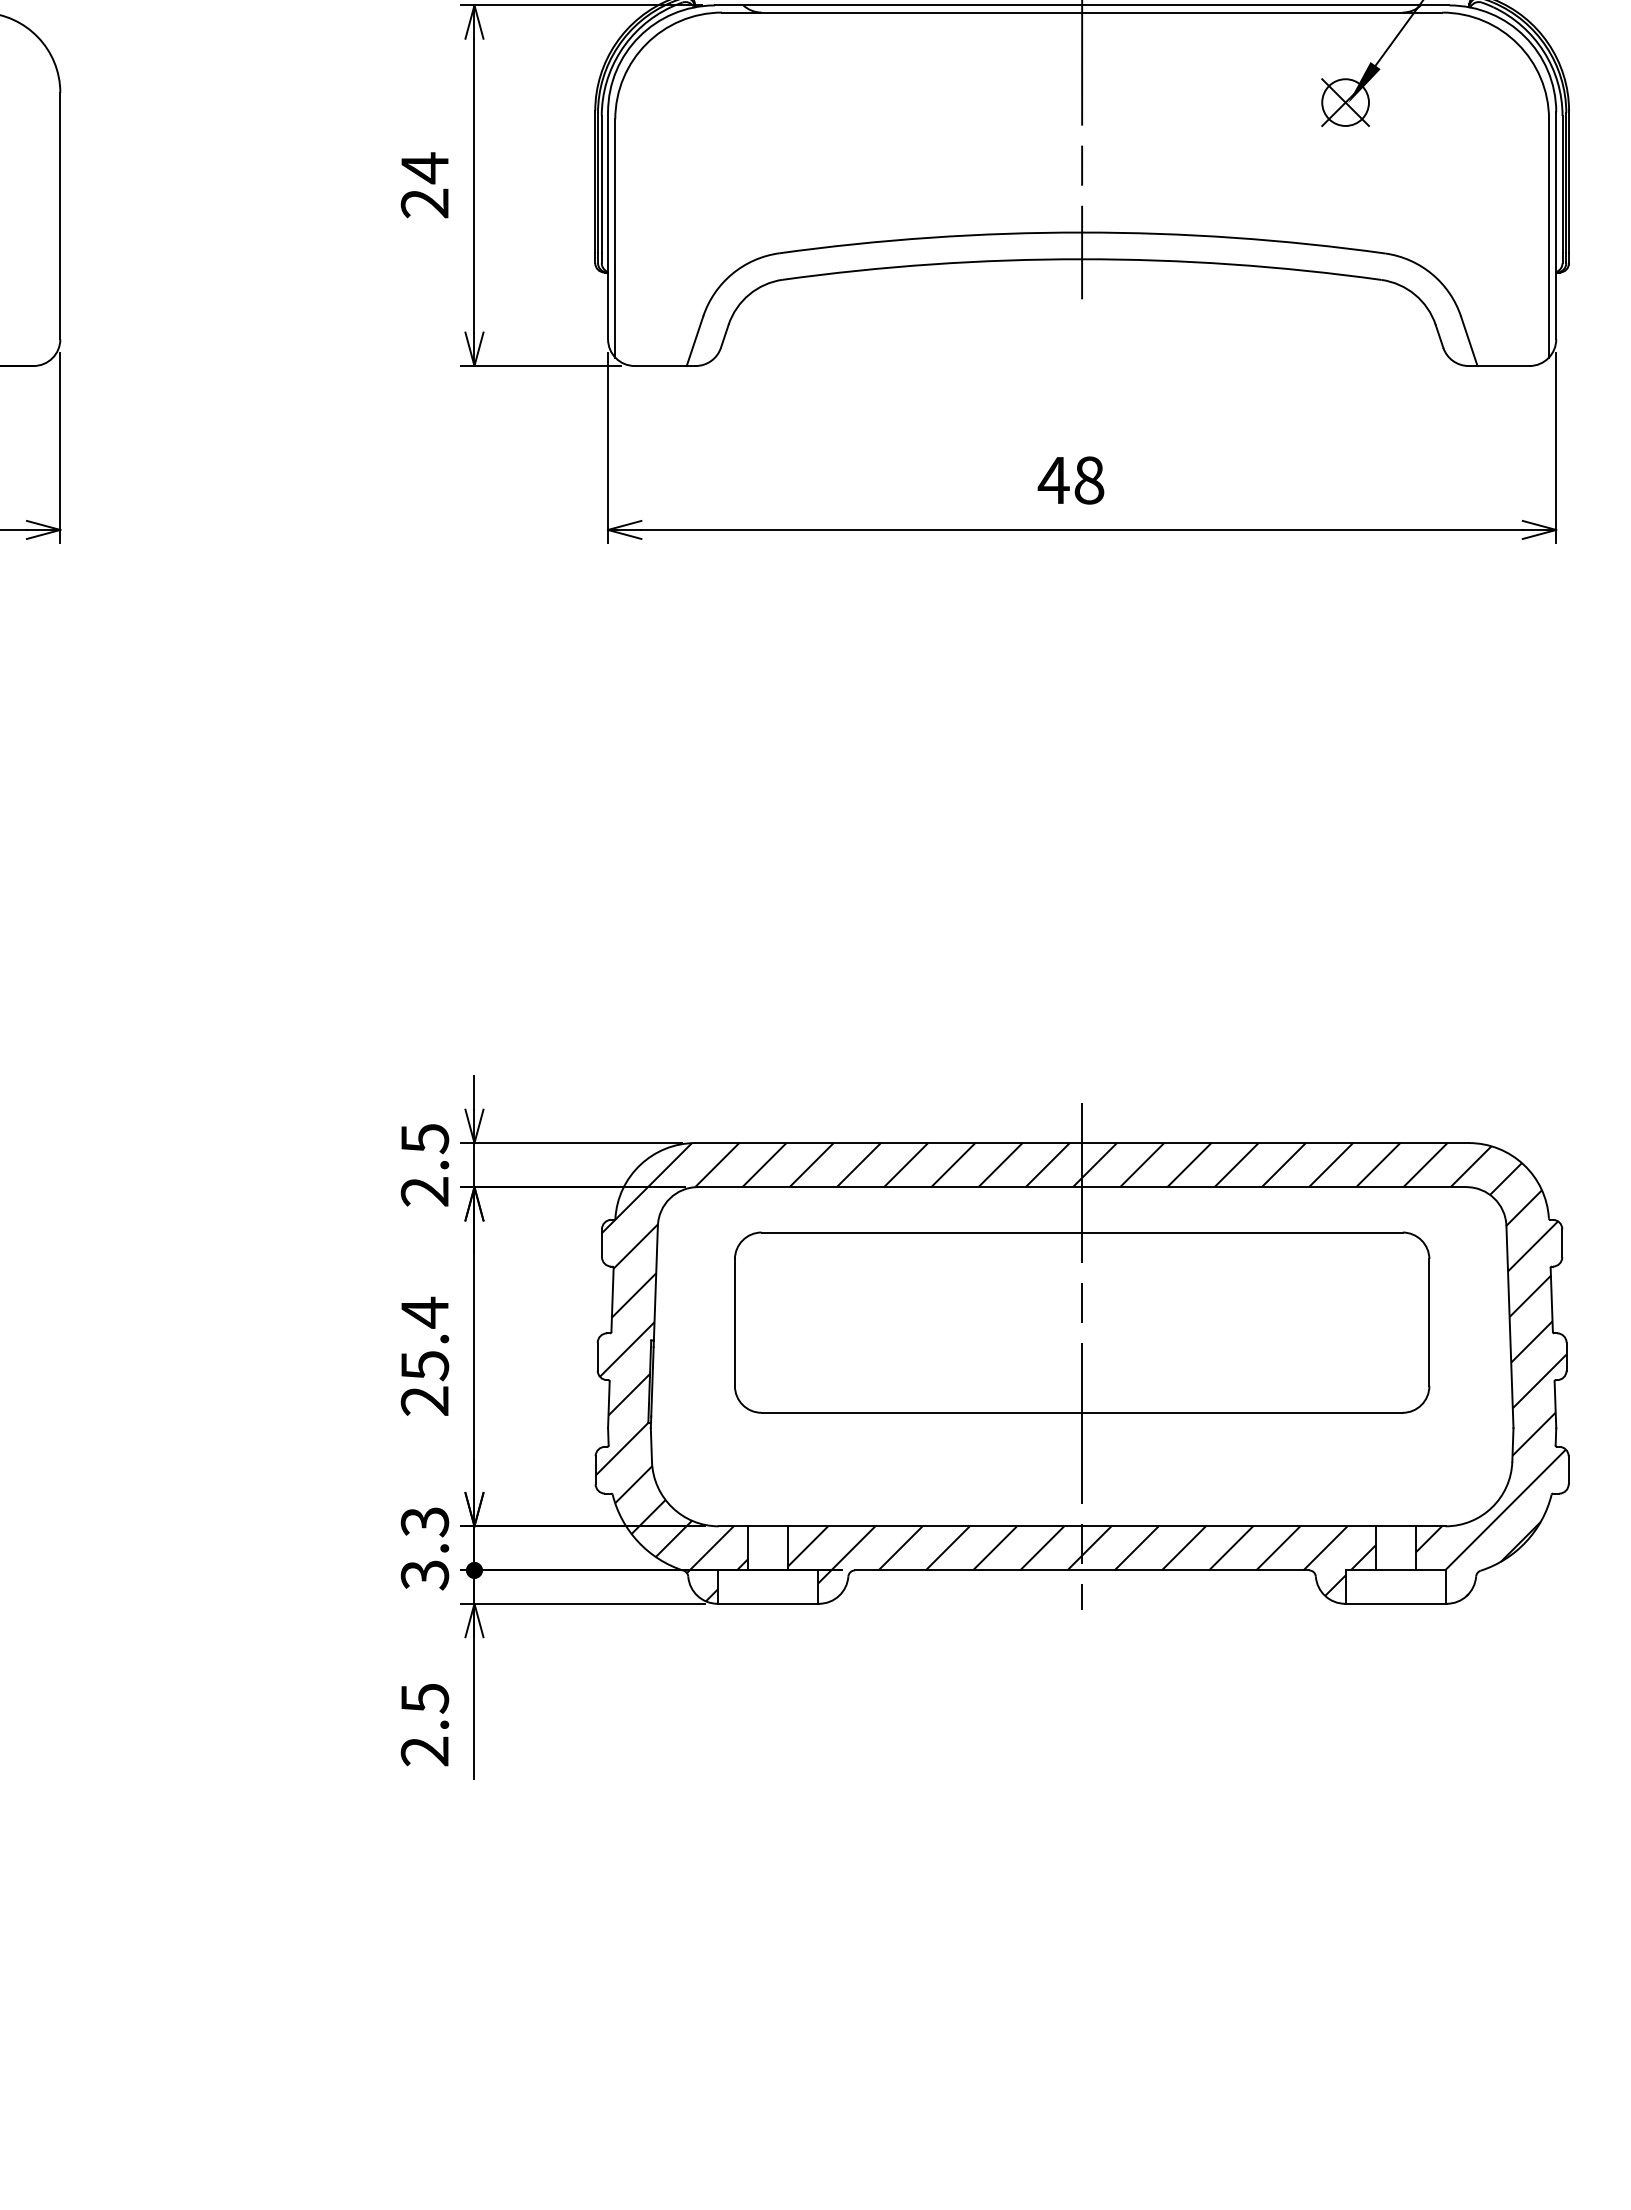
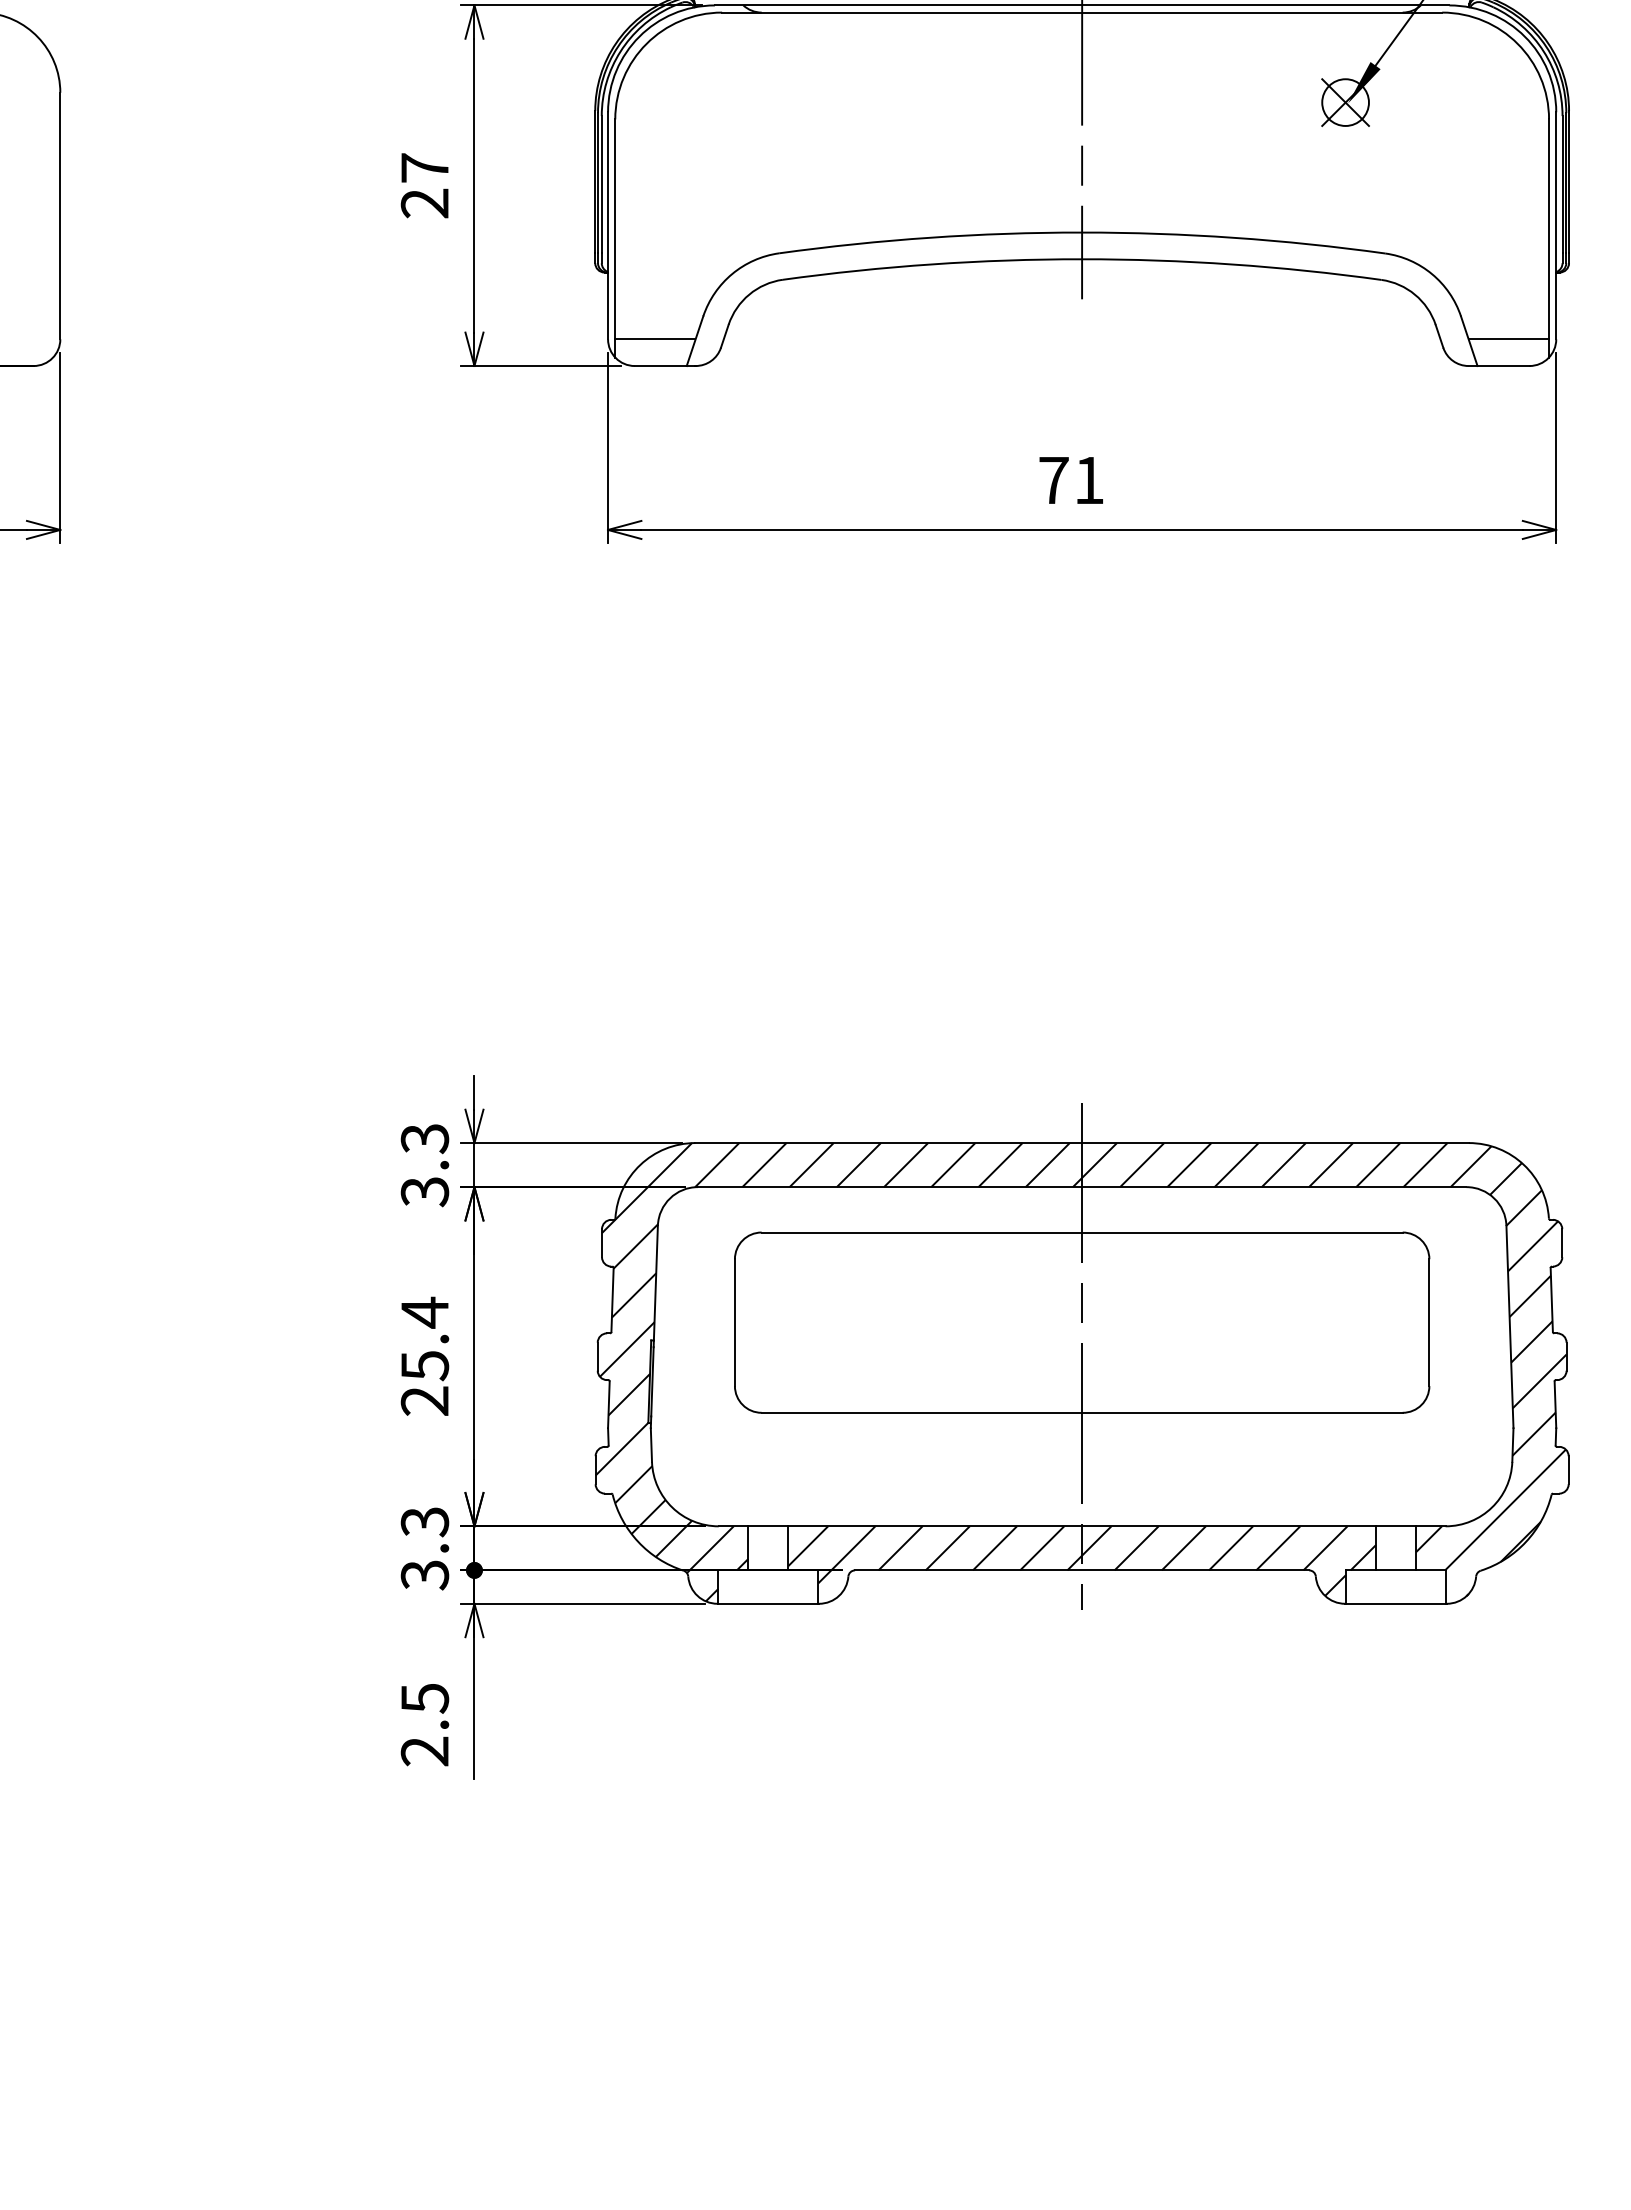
text: 24 -> 27 (424, 168)
line: none -> present (655, 339)
line: none -> present (1508, 339)
text: 48 -> 71 (1070, 480)
text: 2.5 -> 3.3 (424, 1165)
